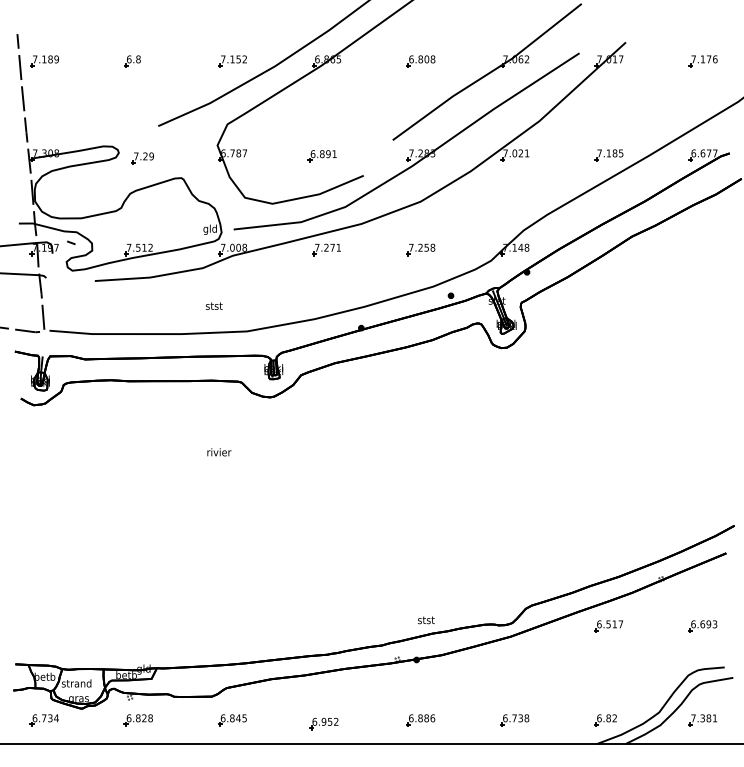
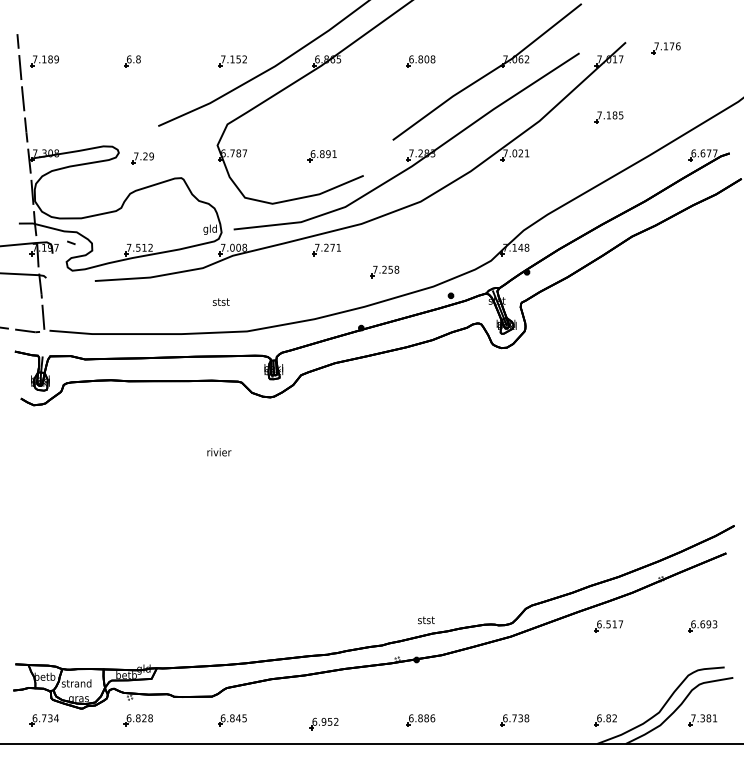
part position: (702, 61) -> (665, 48) (665, 48)
part position: (608, 155) -> (608, 117) (608, 117)
part position: (420, 249) -> (384, 271) (384, 271)
text position: (213, 305) -> (220, 301) (220, 301)
